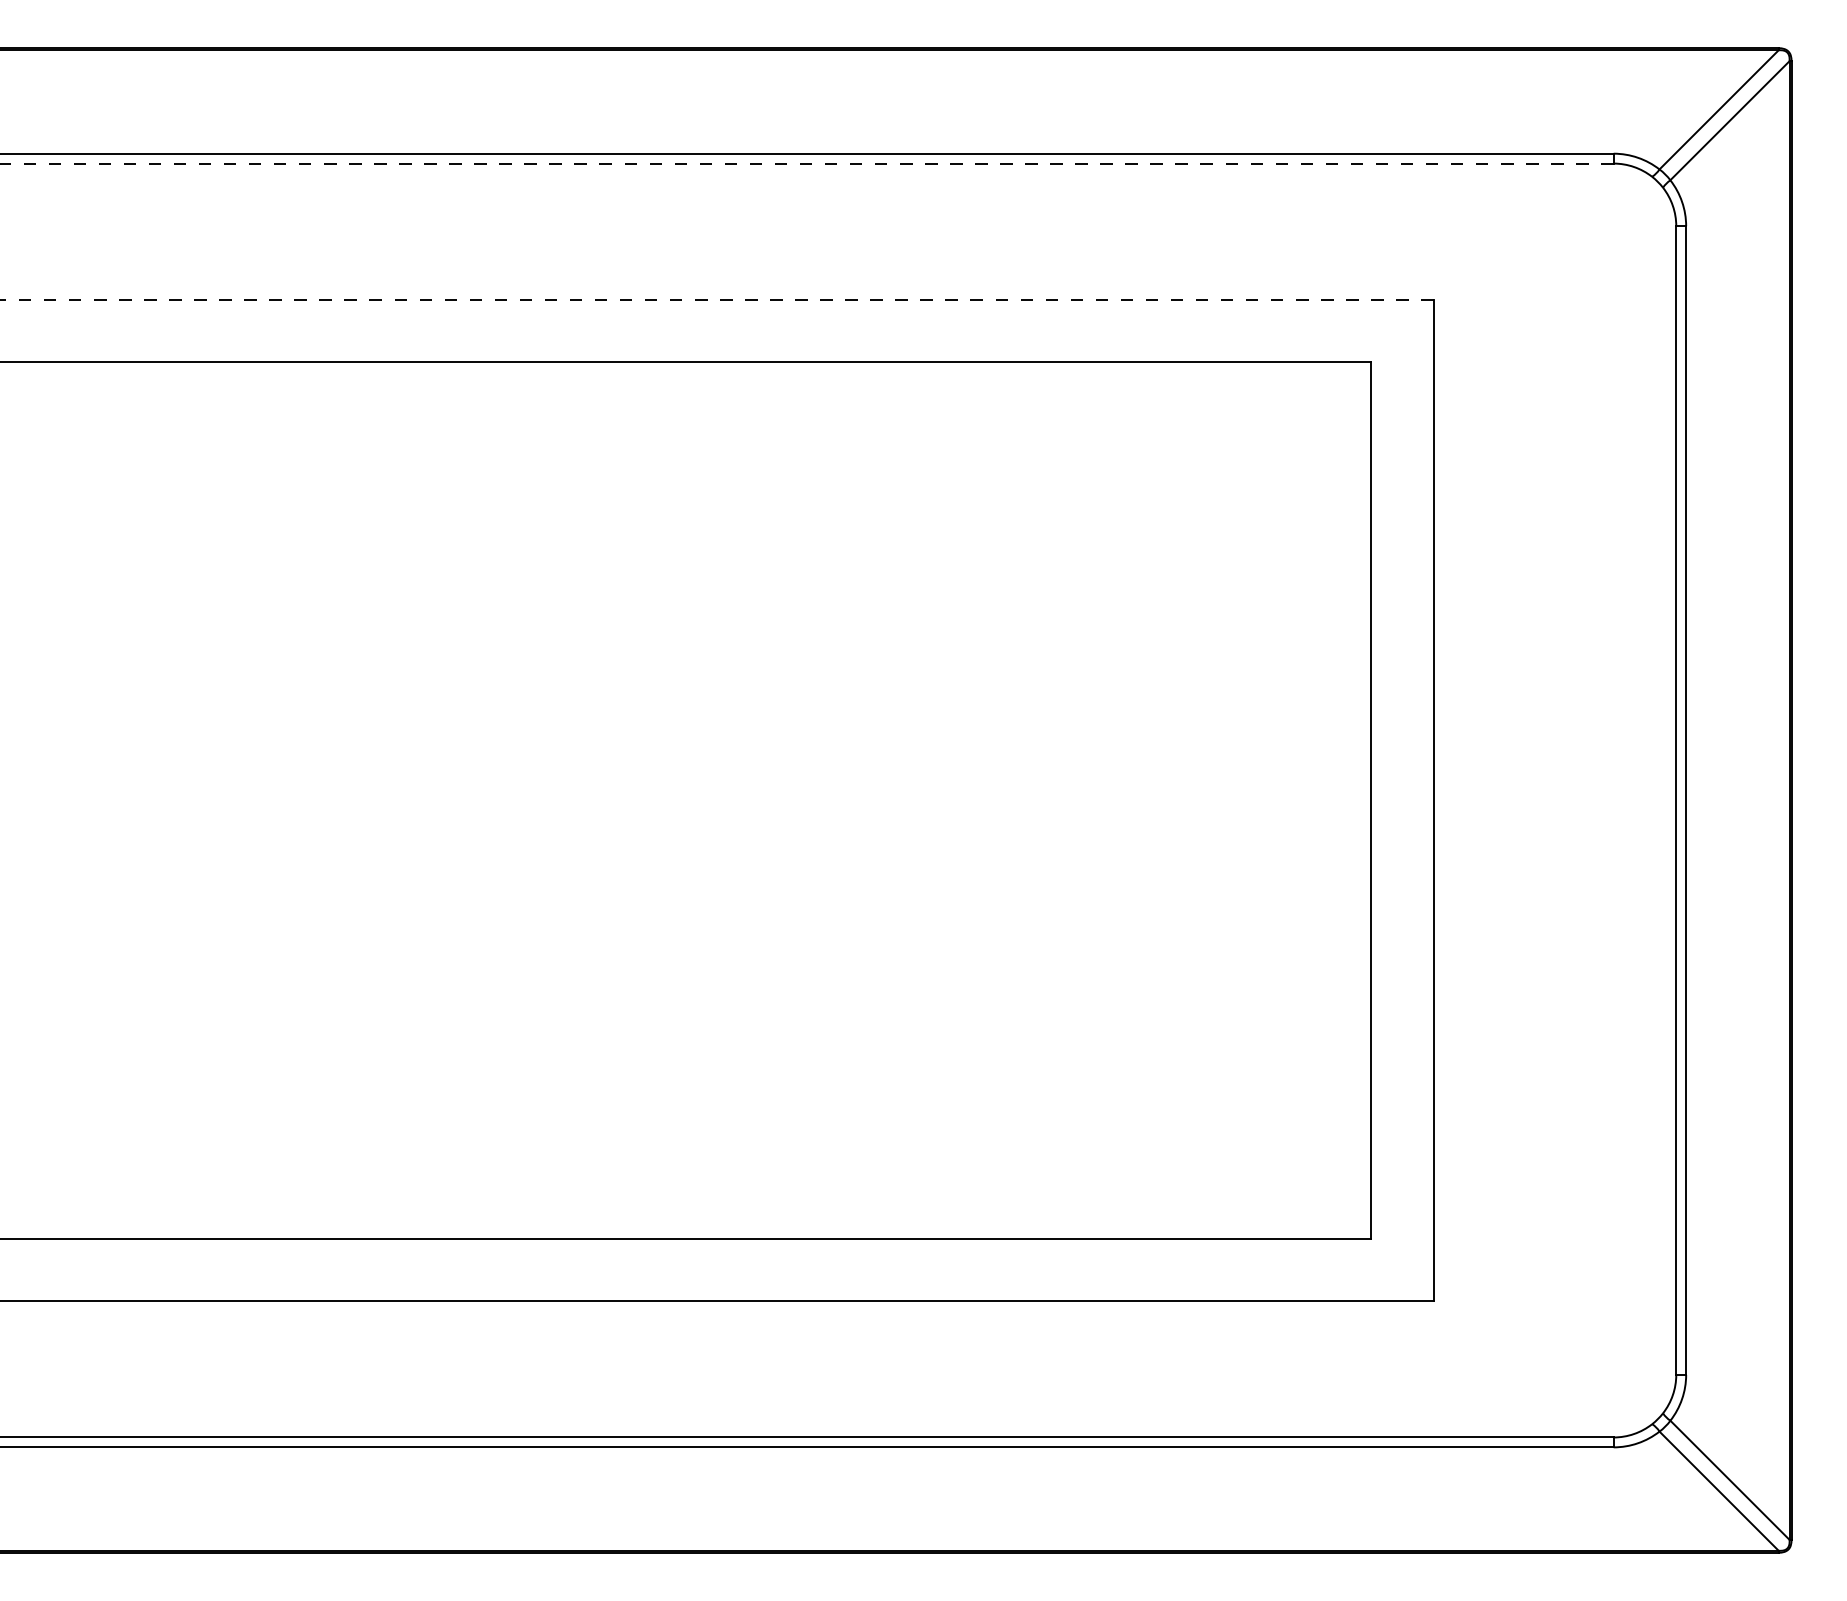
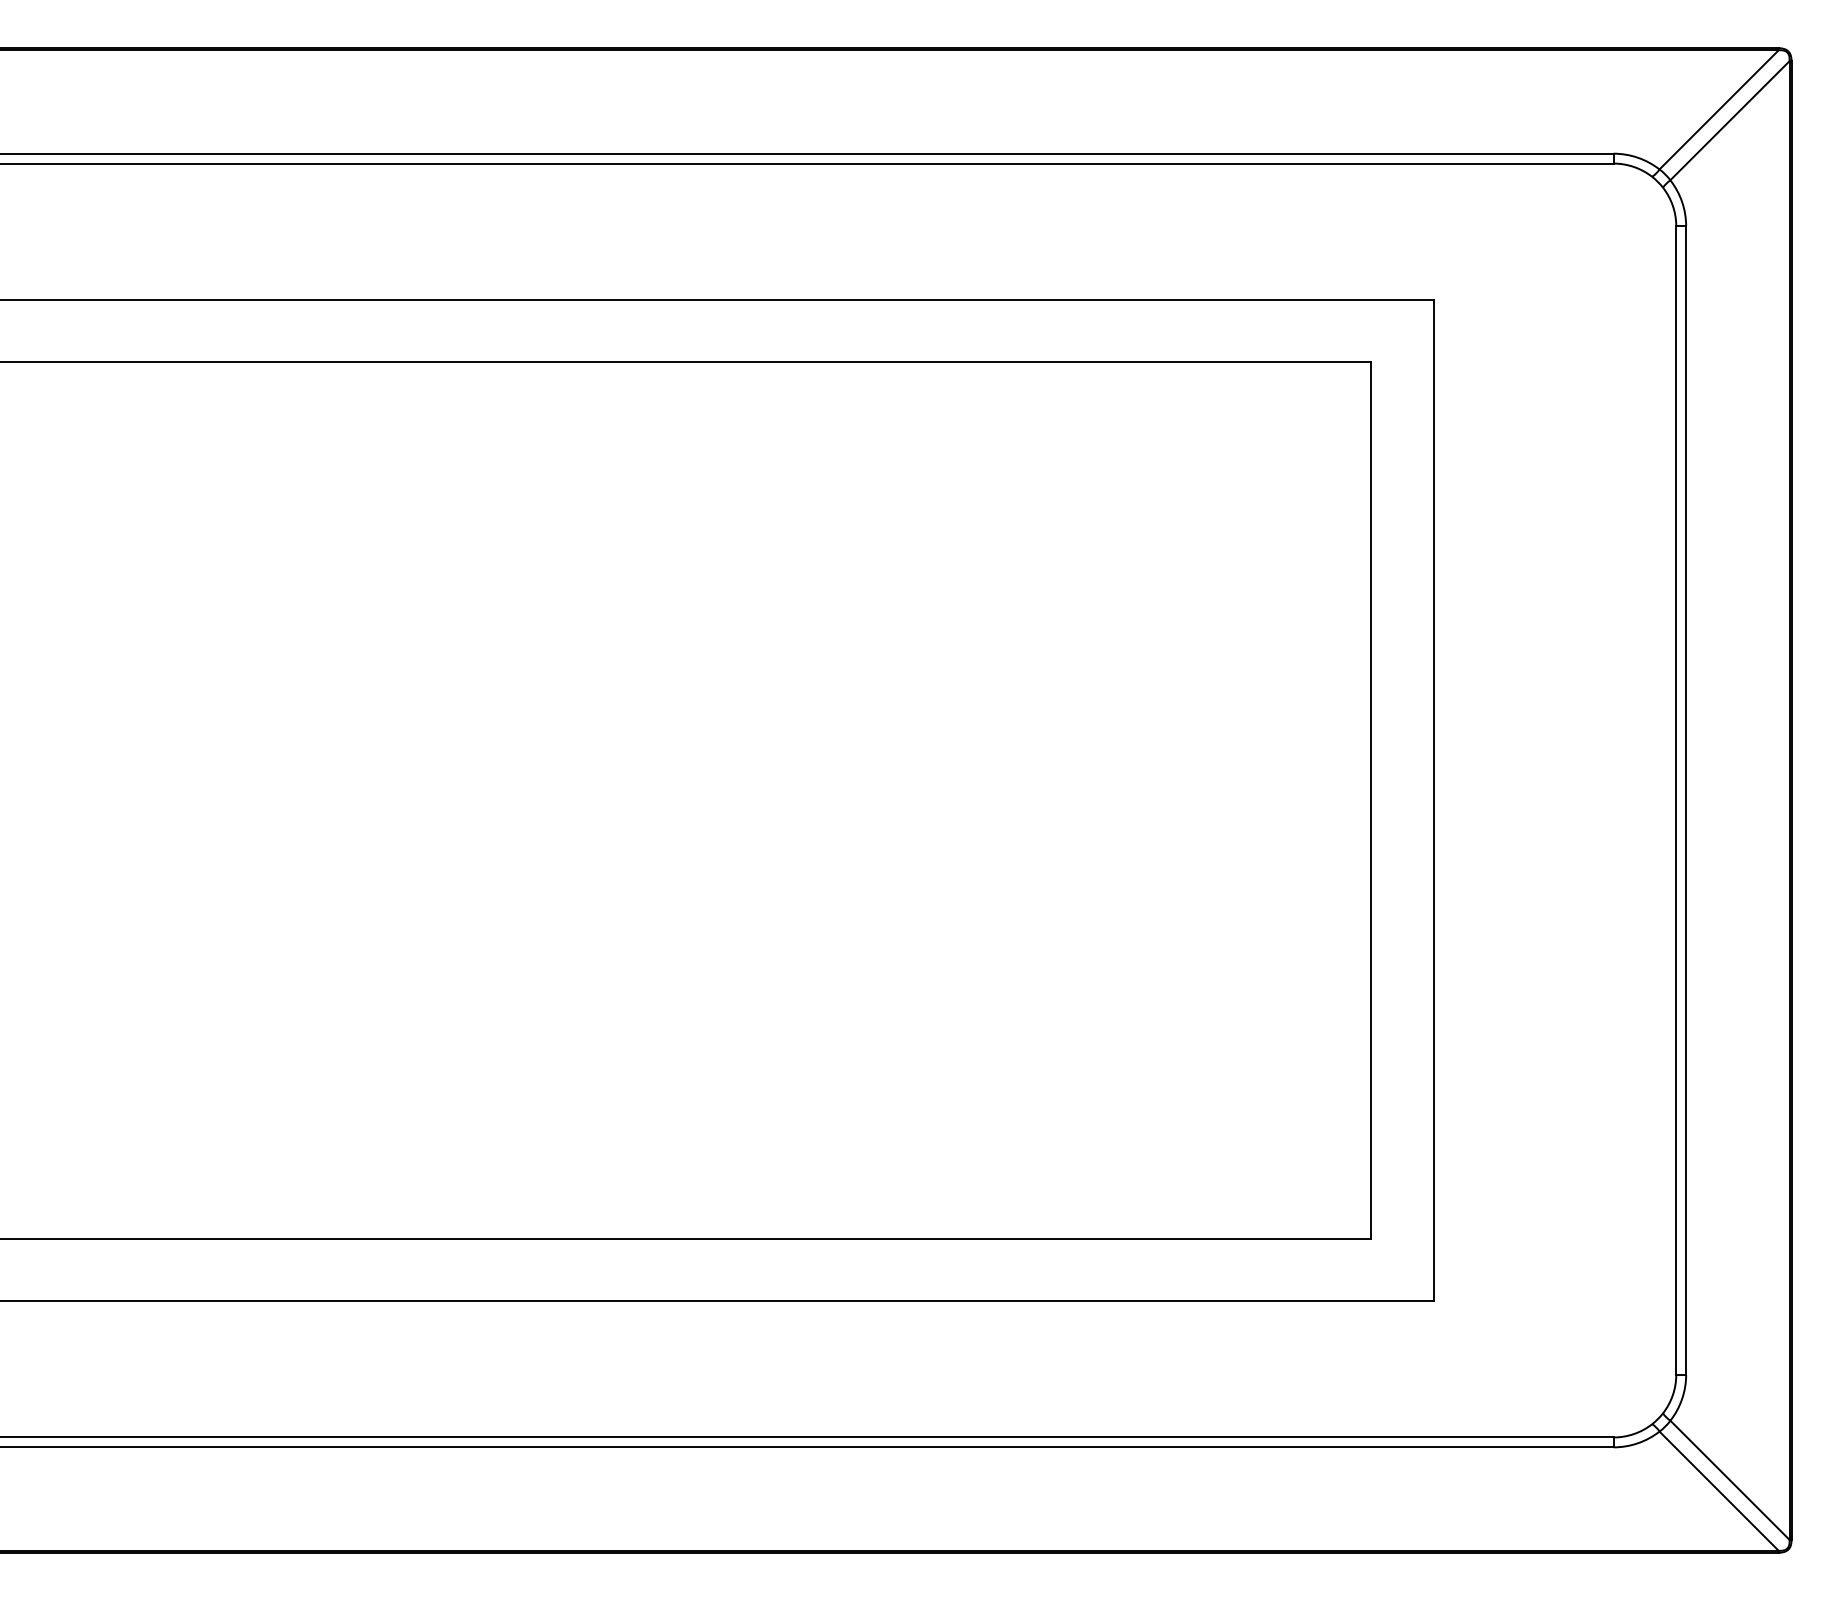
line: dashed -> solid (806, 163)
line: dashed -> solid (717, 299)
